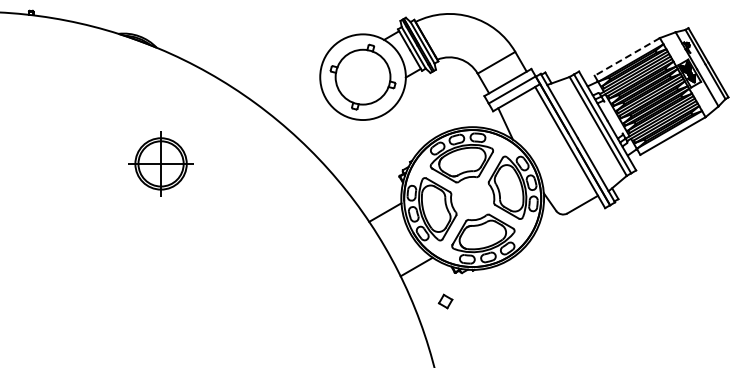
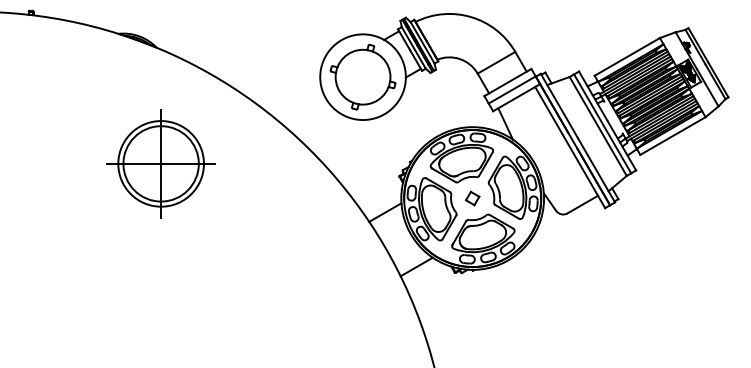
line: dashed -> solid (627, 56)
part size: 66x66 px -> 110x110 px (160, 163)
part position: (445, 301) -> (472, 198) (472, 198)
